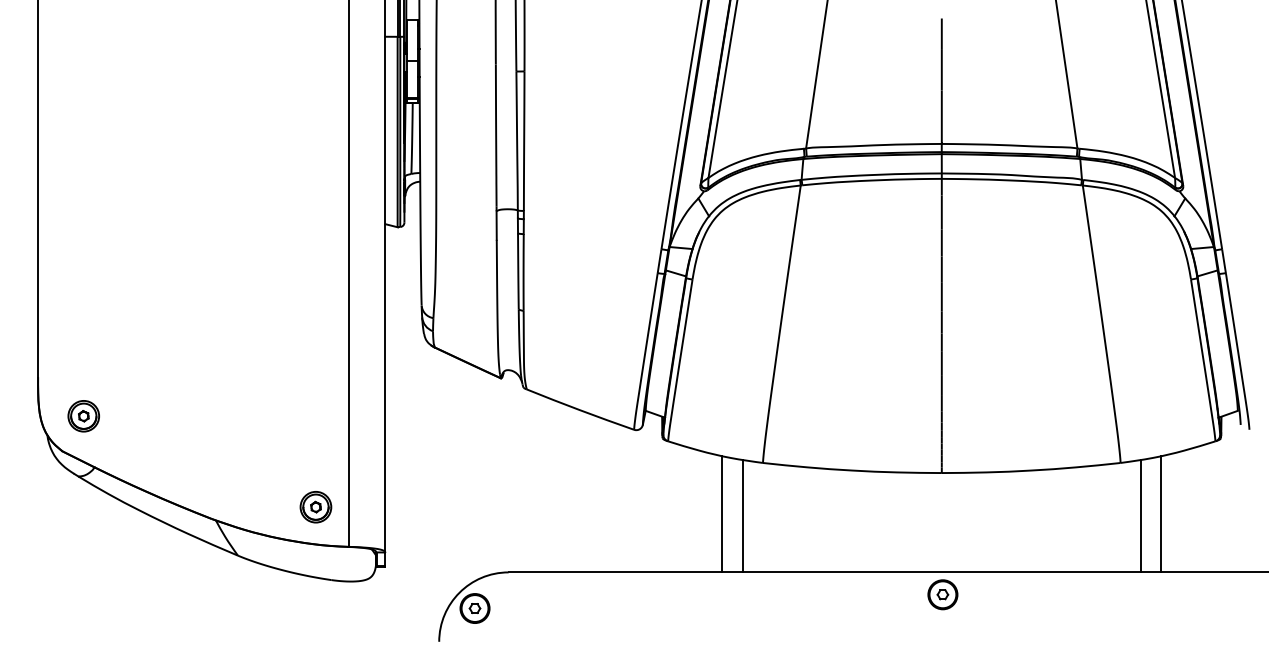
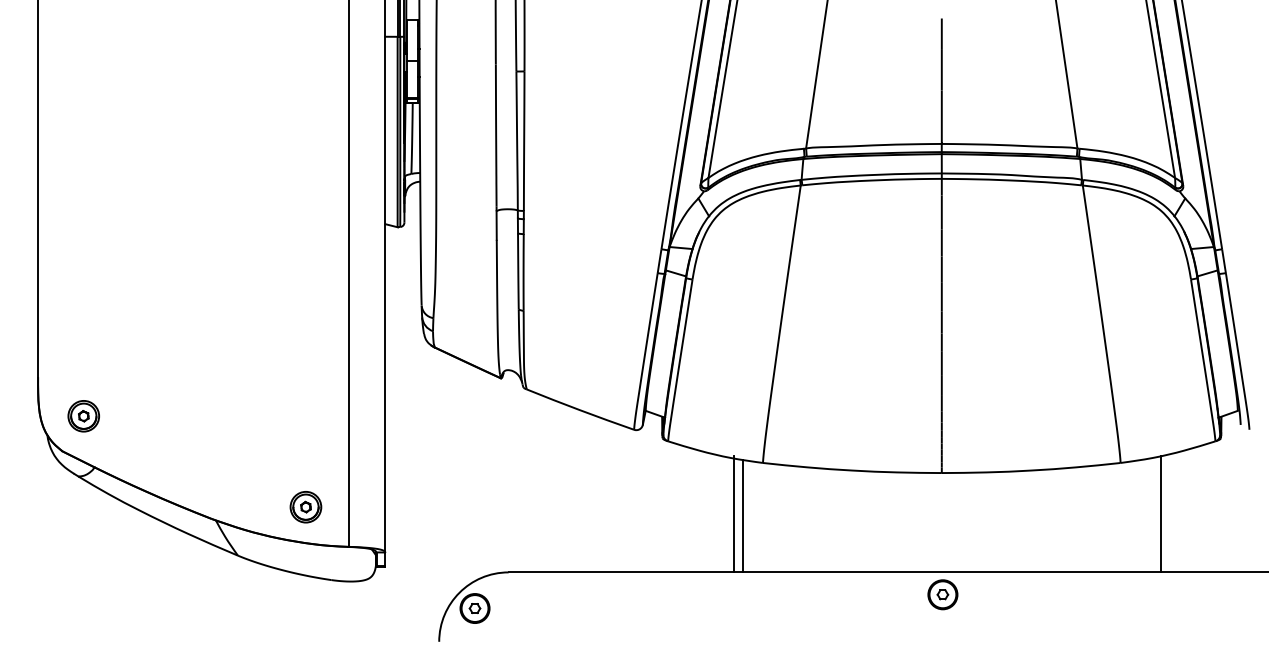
part position: (315, 507) -> (305, 507) (305, 507)
line position: (722, 514) -> (734, 514) (734, 514)
line: present -> none (1141, 515)
